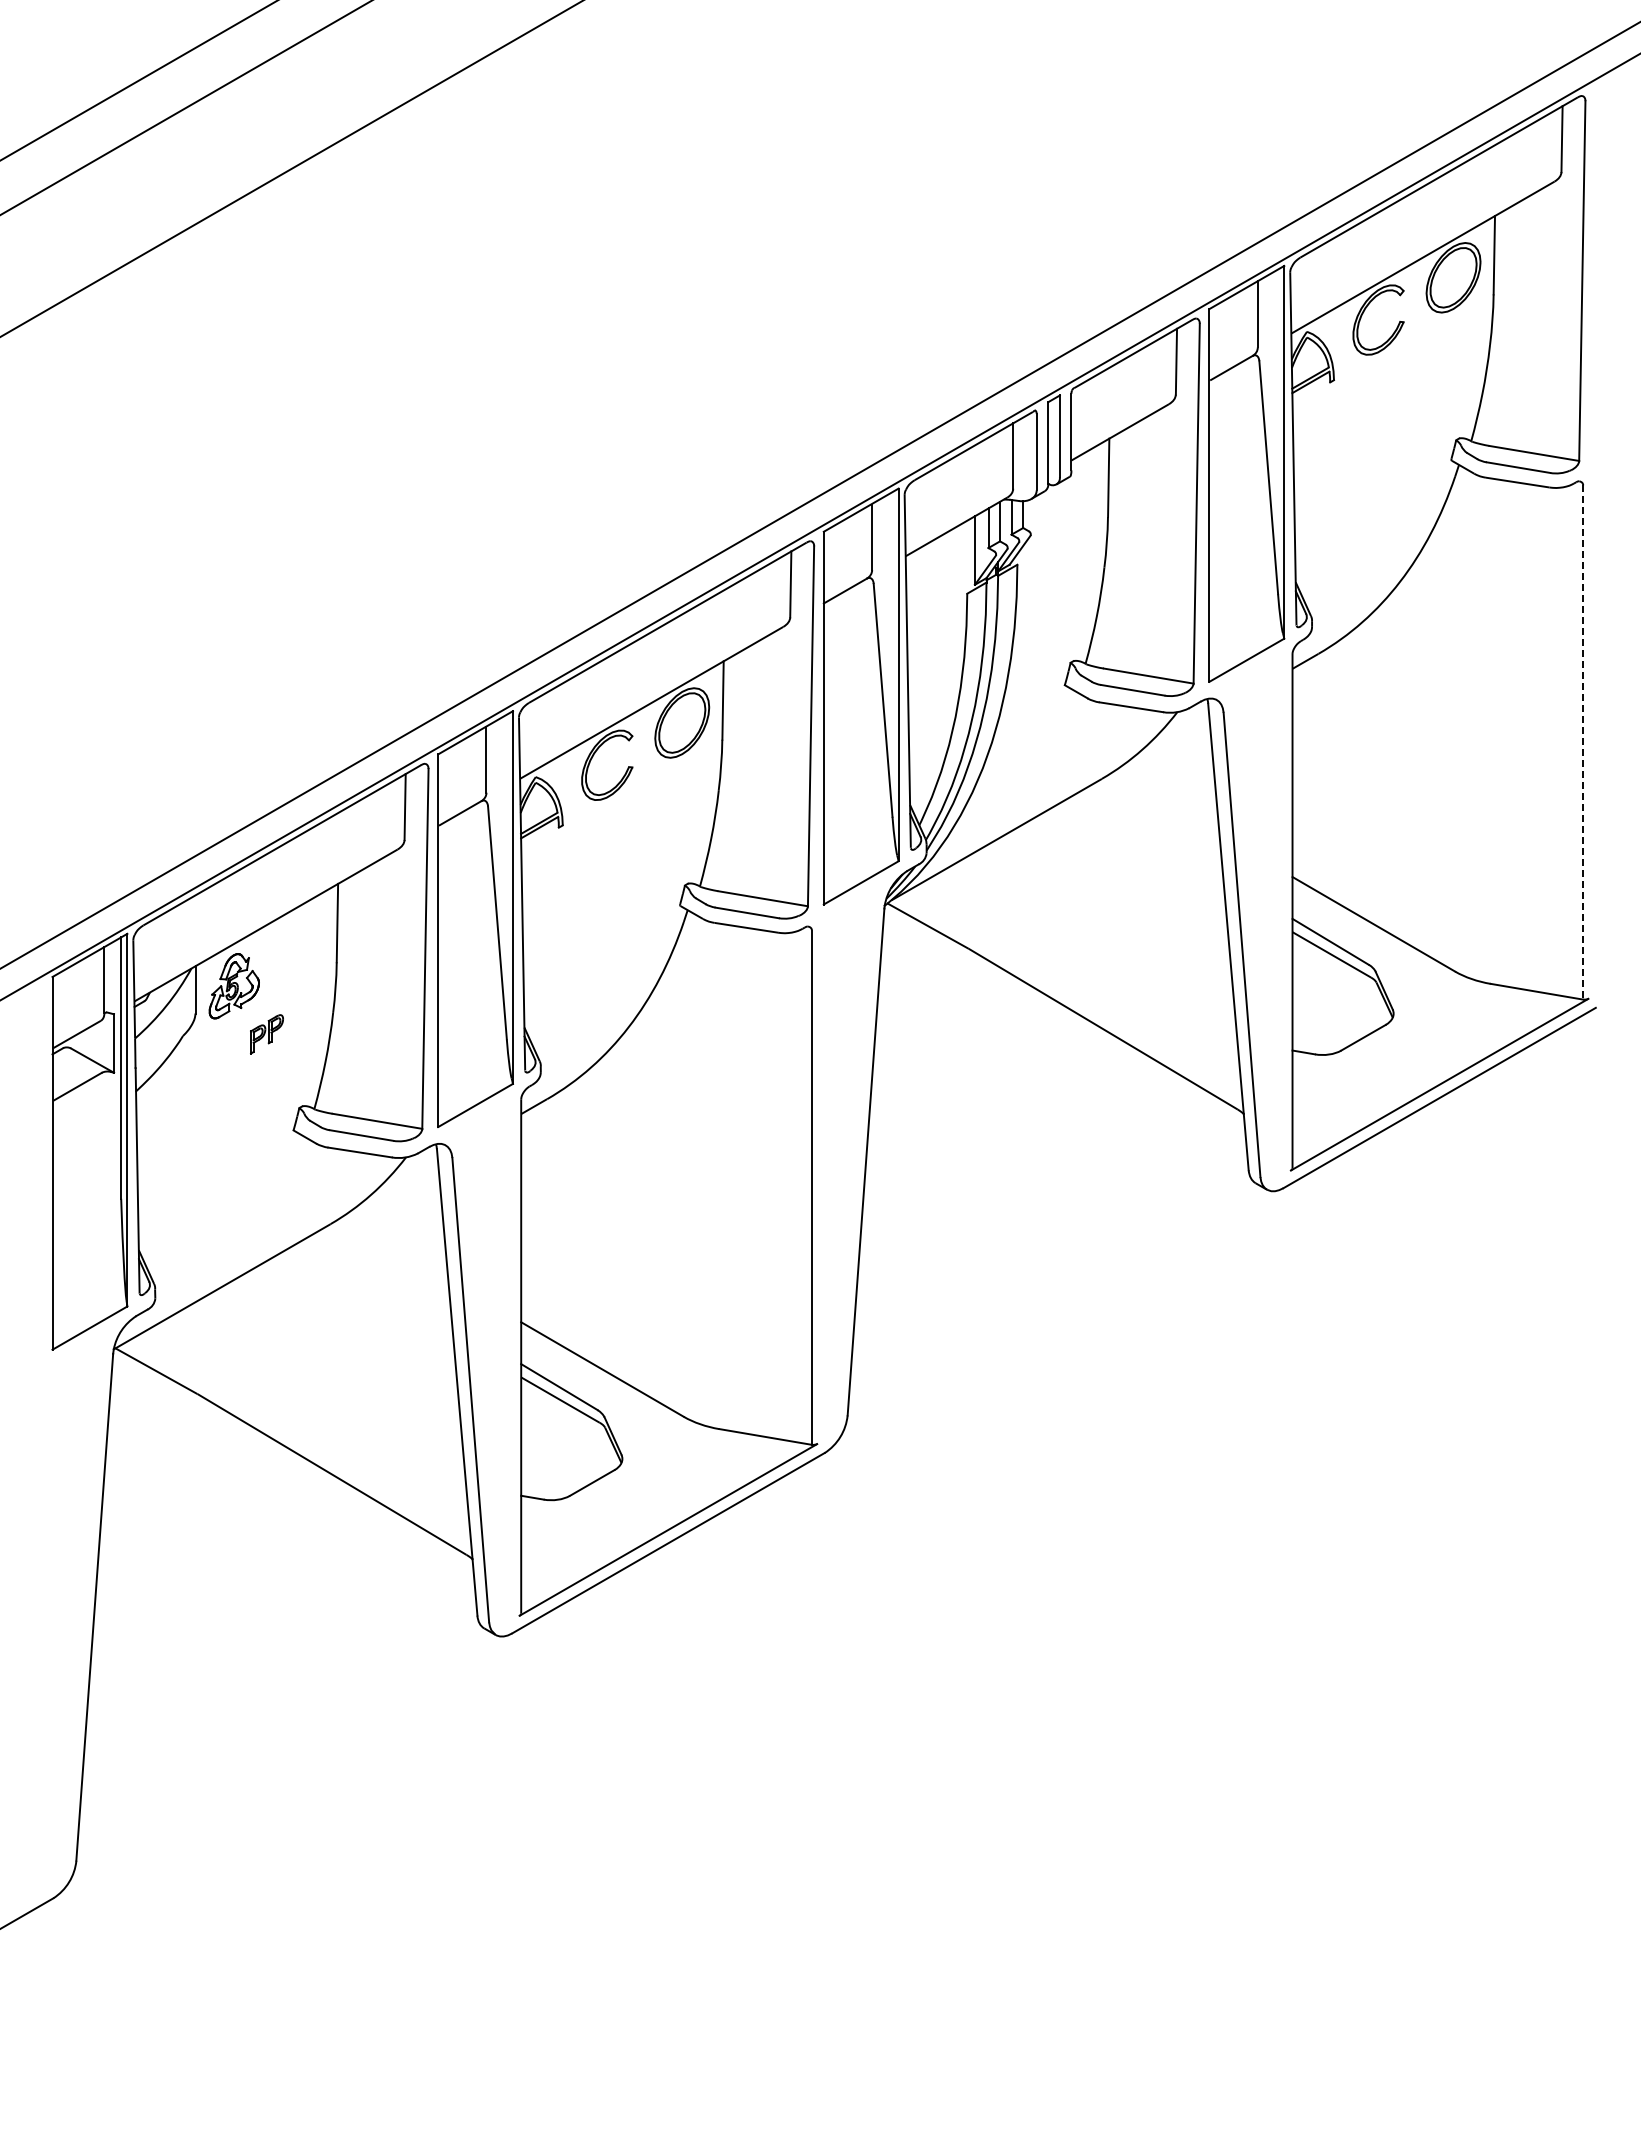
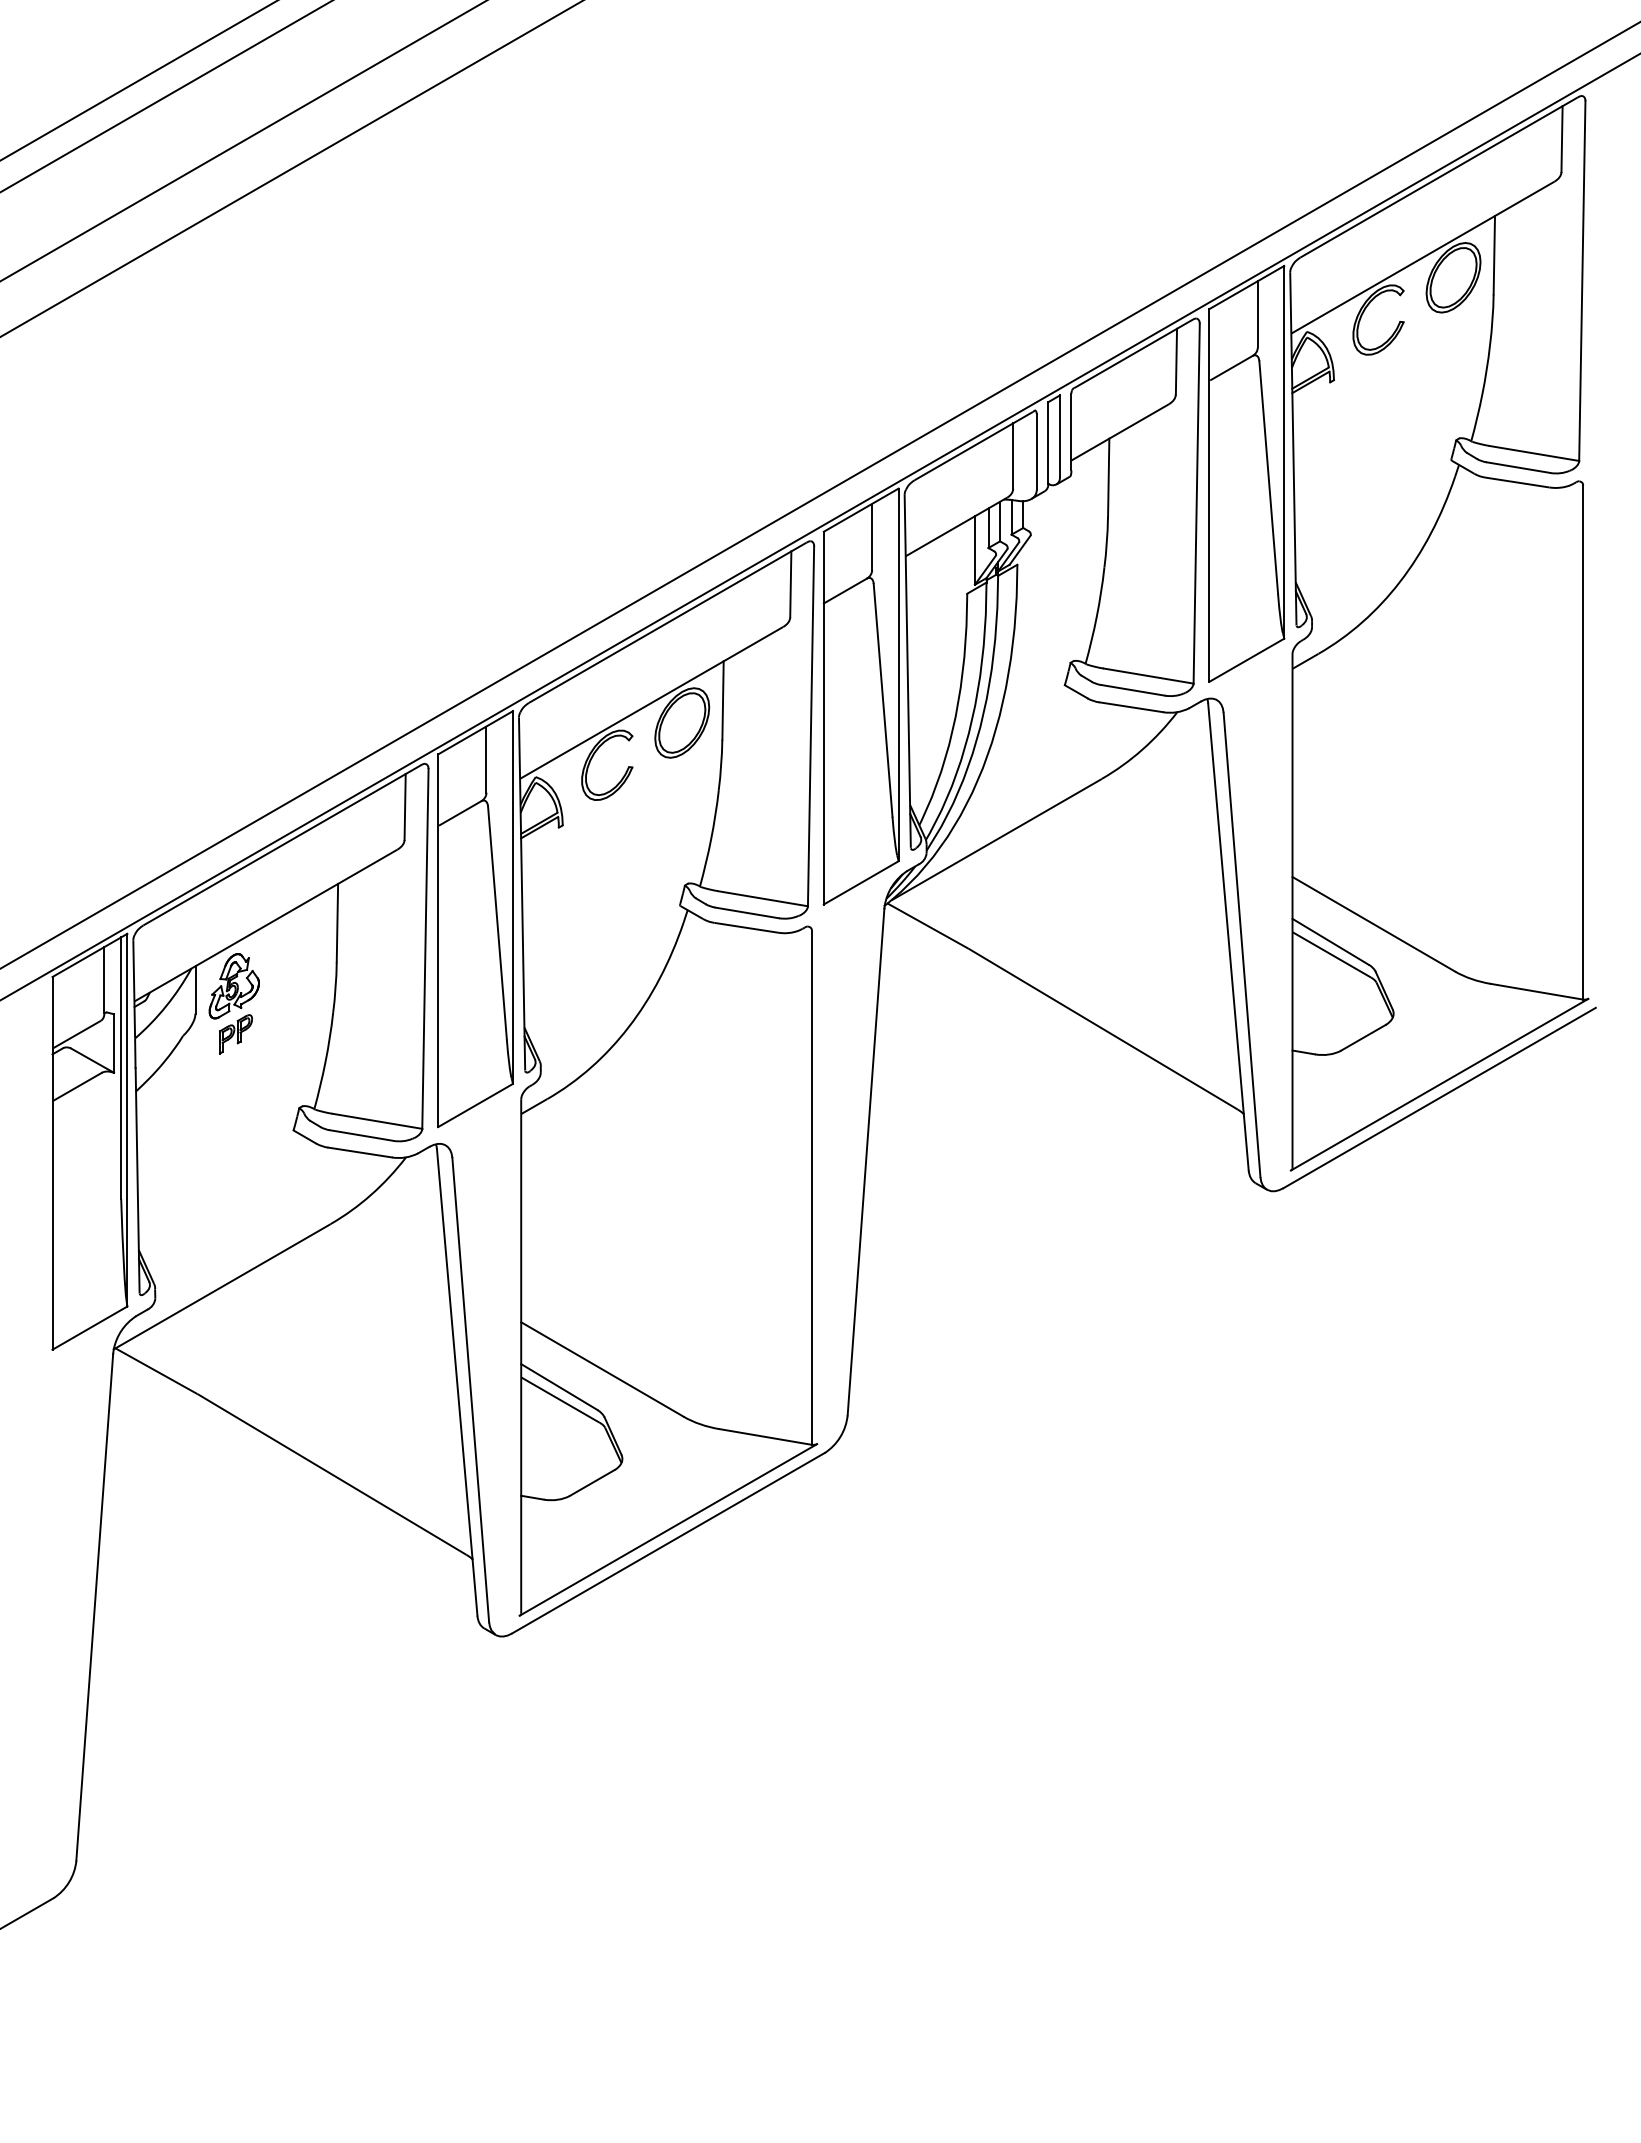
line position: (185, 108) -> (165, 96) (165, 96)
line: none -> present (242, 141)
line: dashed -> solid (1583, 742)
part position: (266, 1034) -> (235, 1034) (235, 1034)
